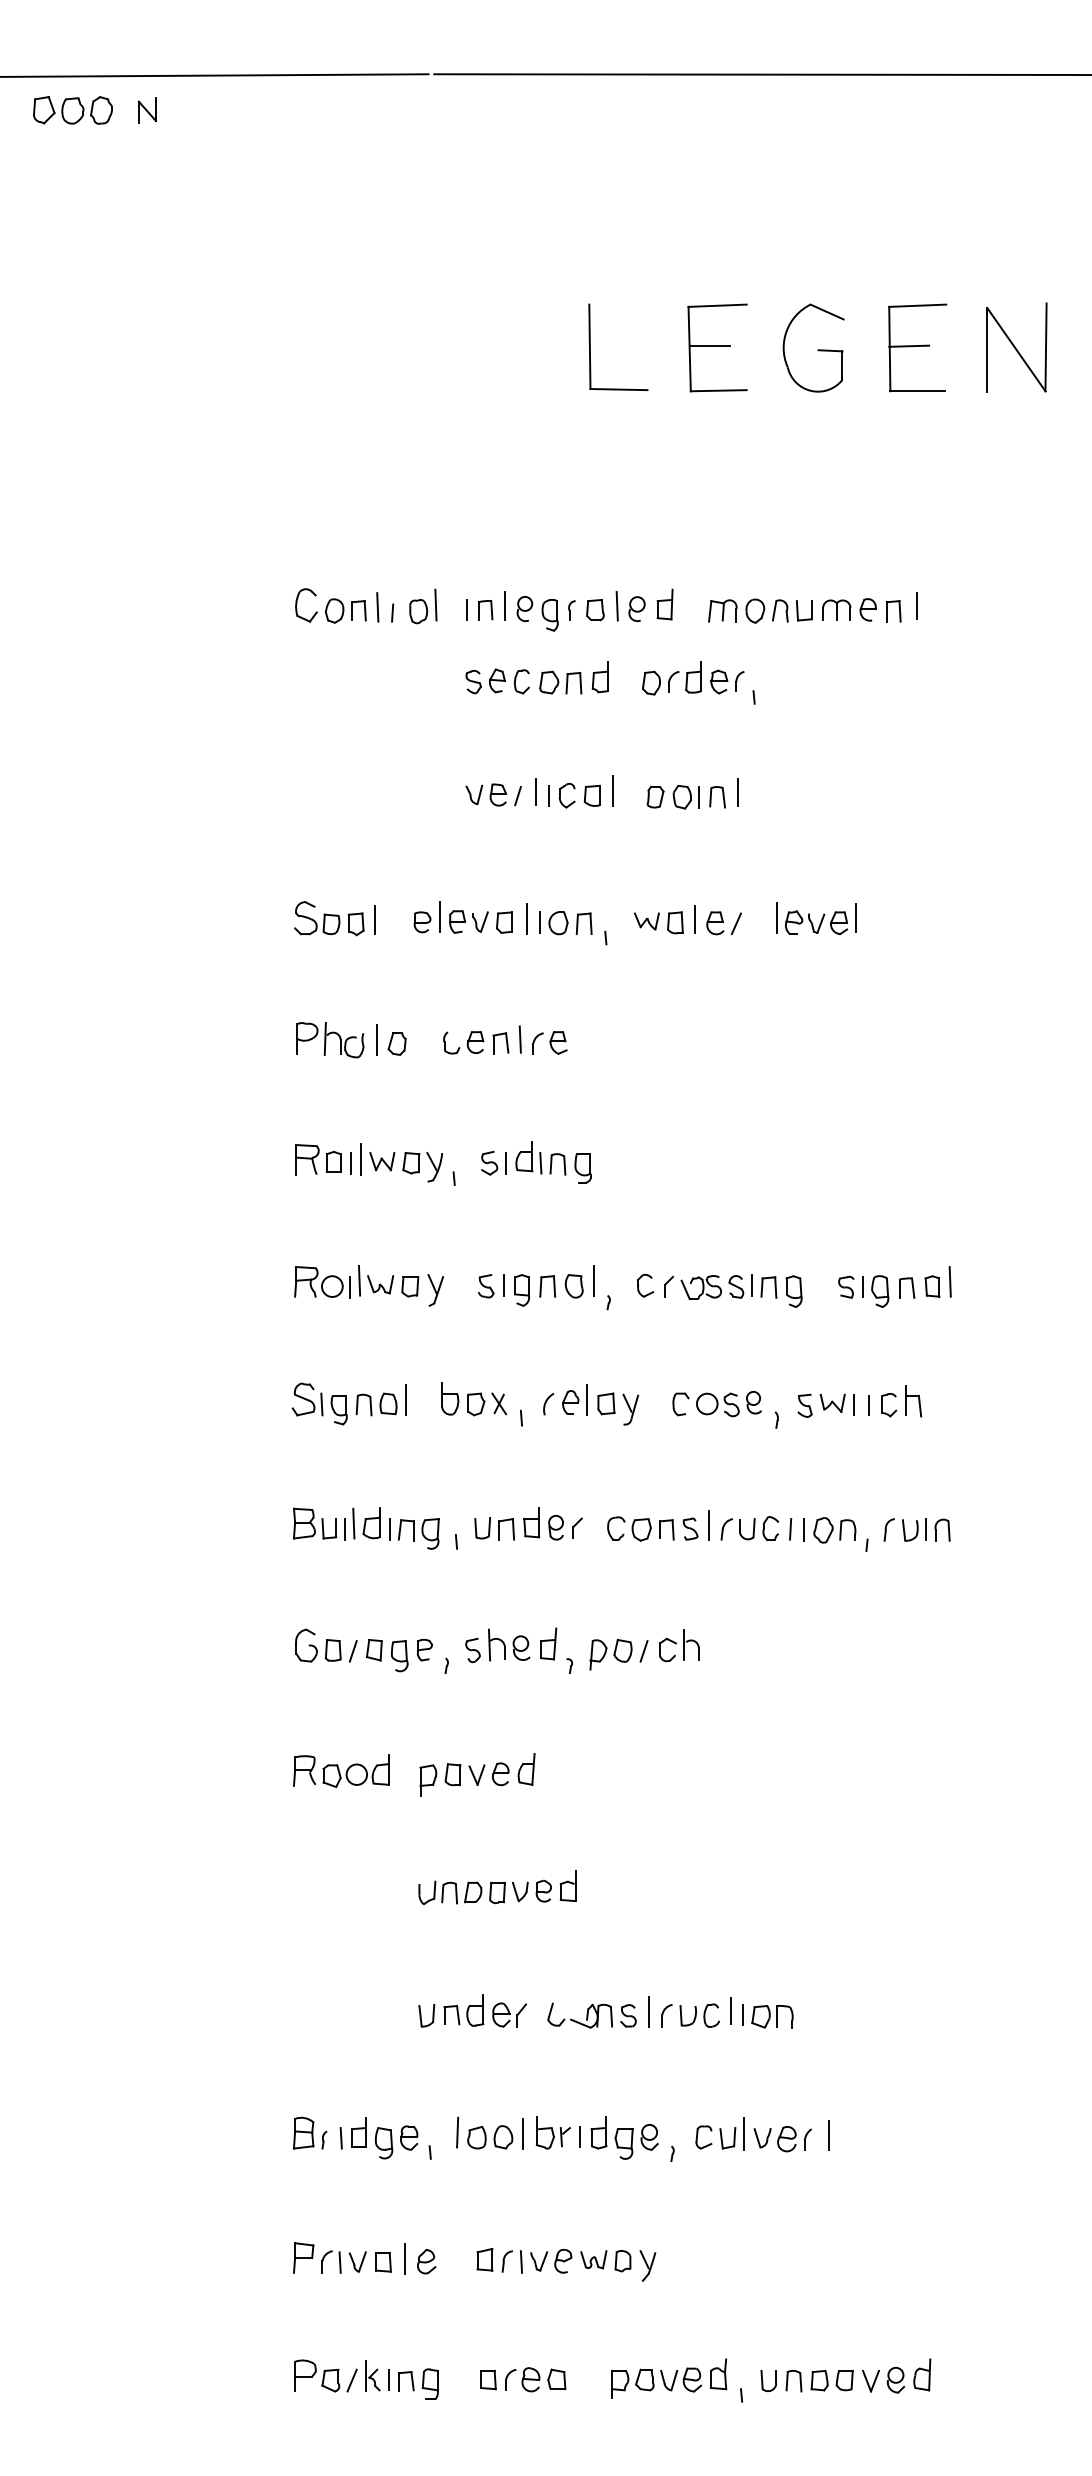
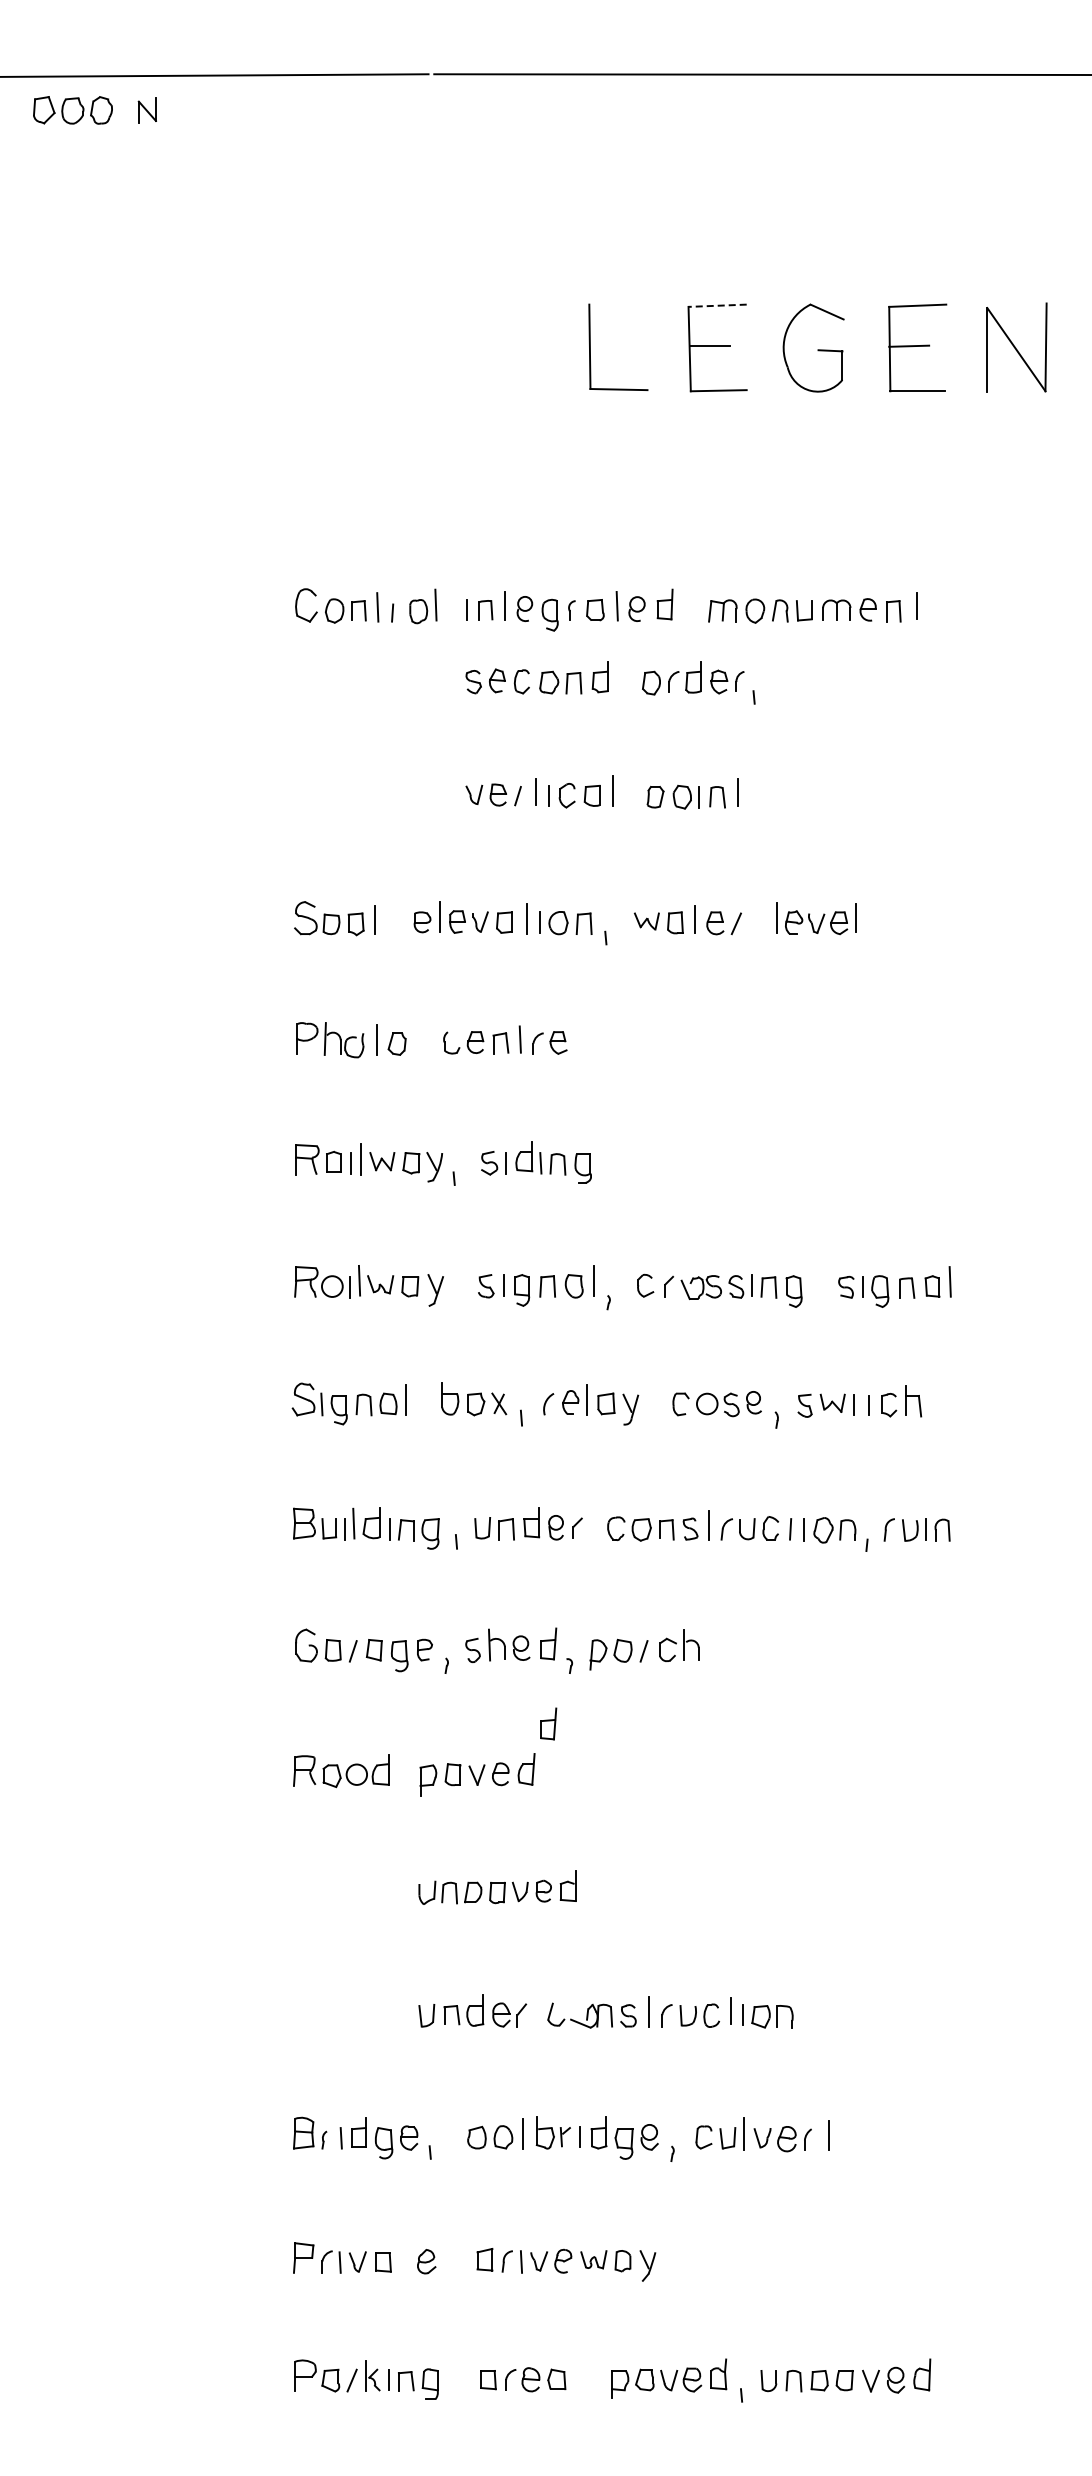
line: solid -> dashed (717, 305)
part: none -> present (548, 1723)
line: present -> none (457, 2132)
line: present -> none (404, 2258)
